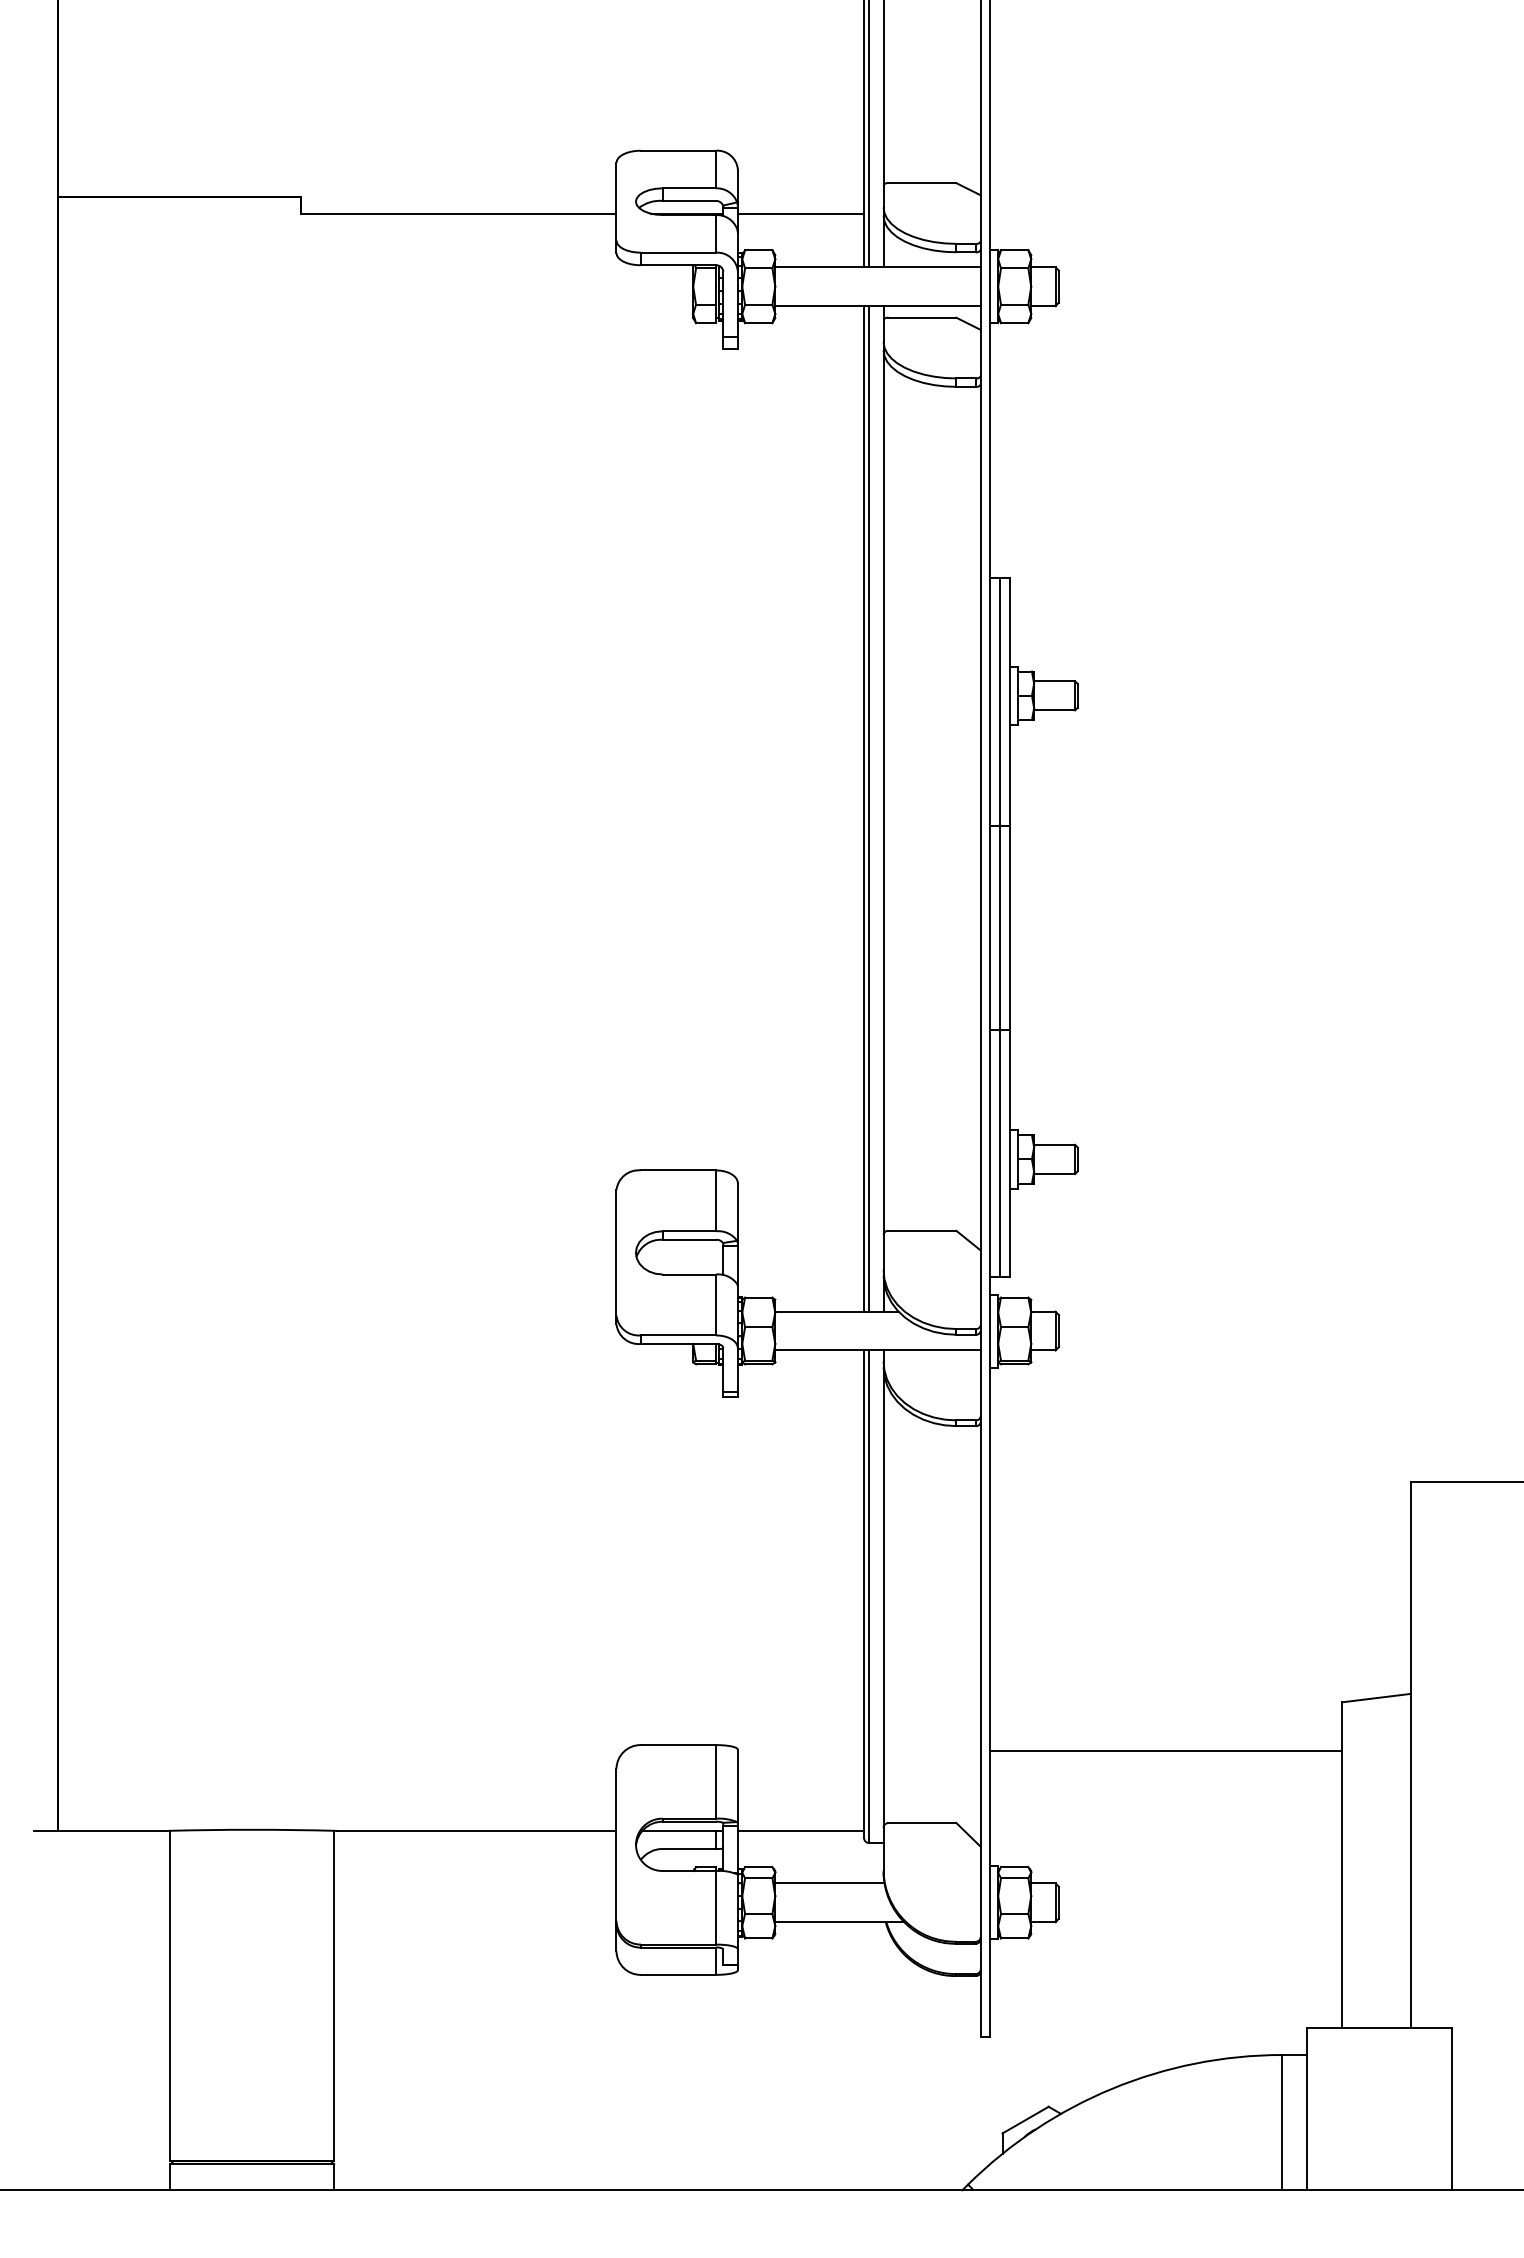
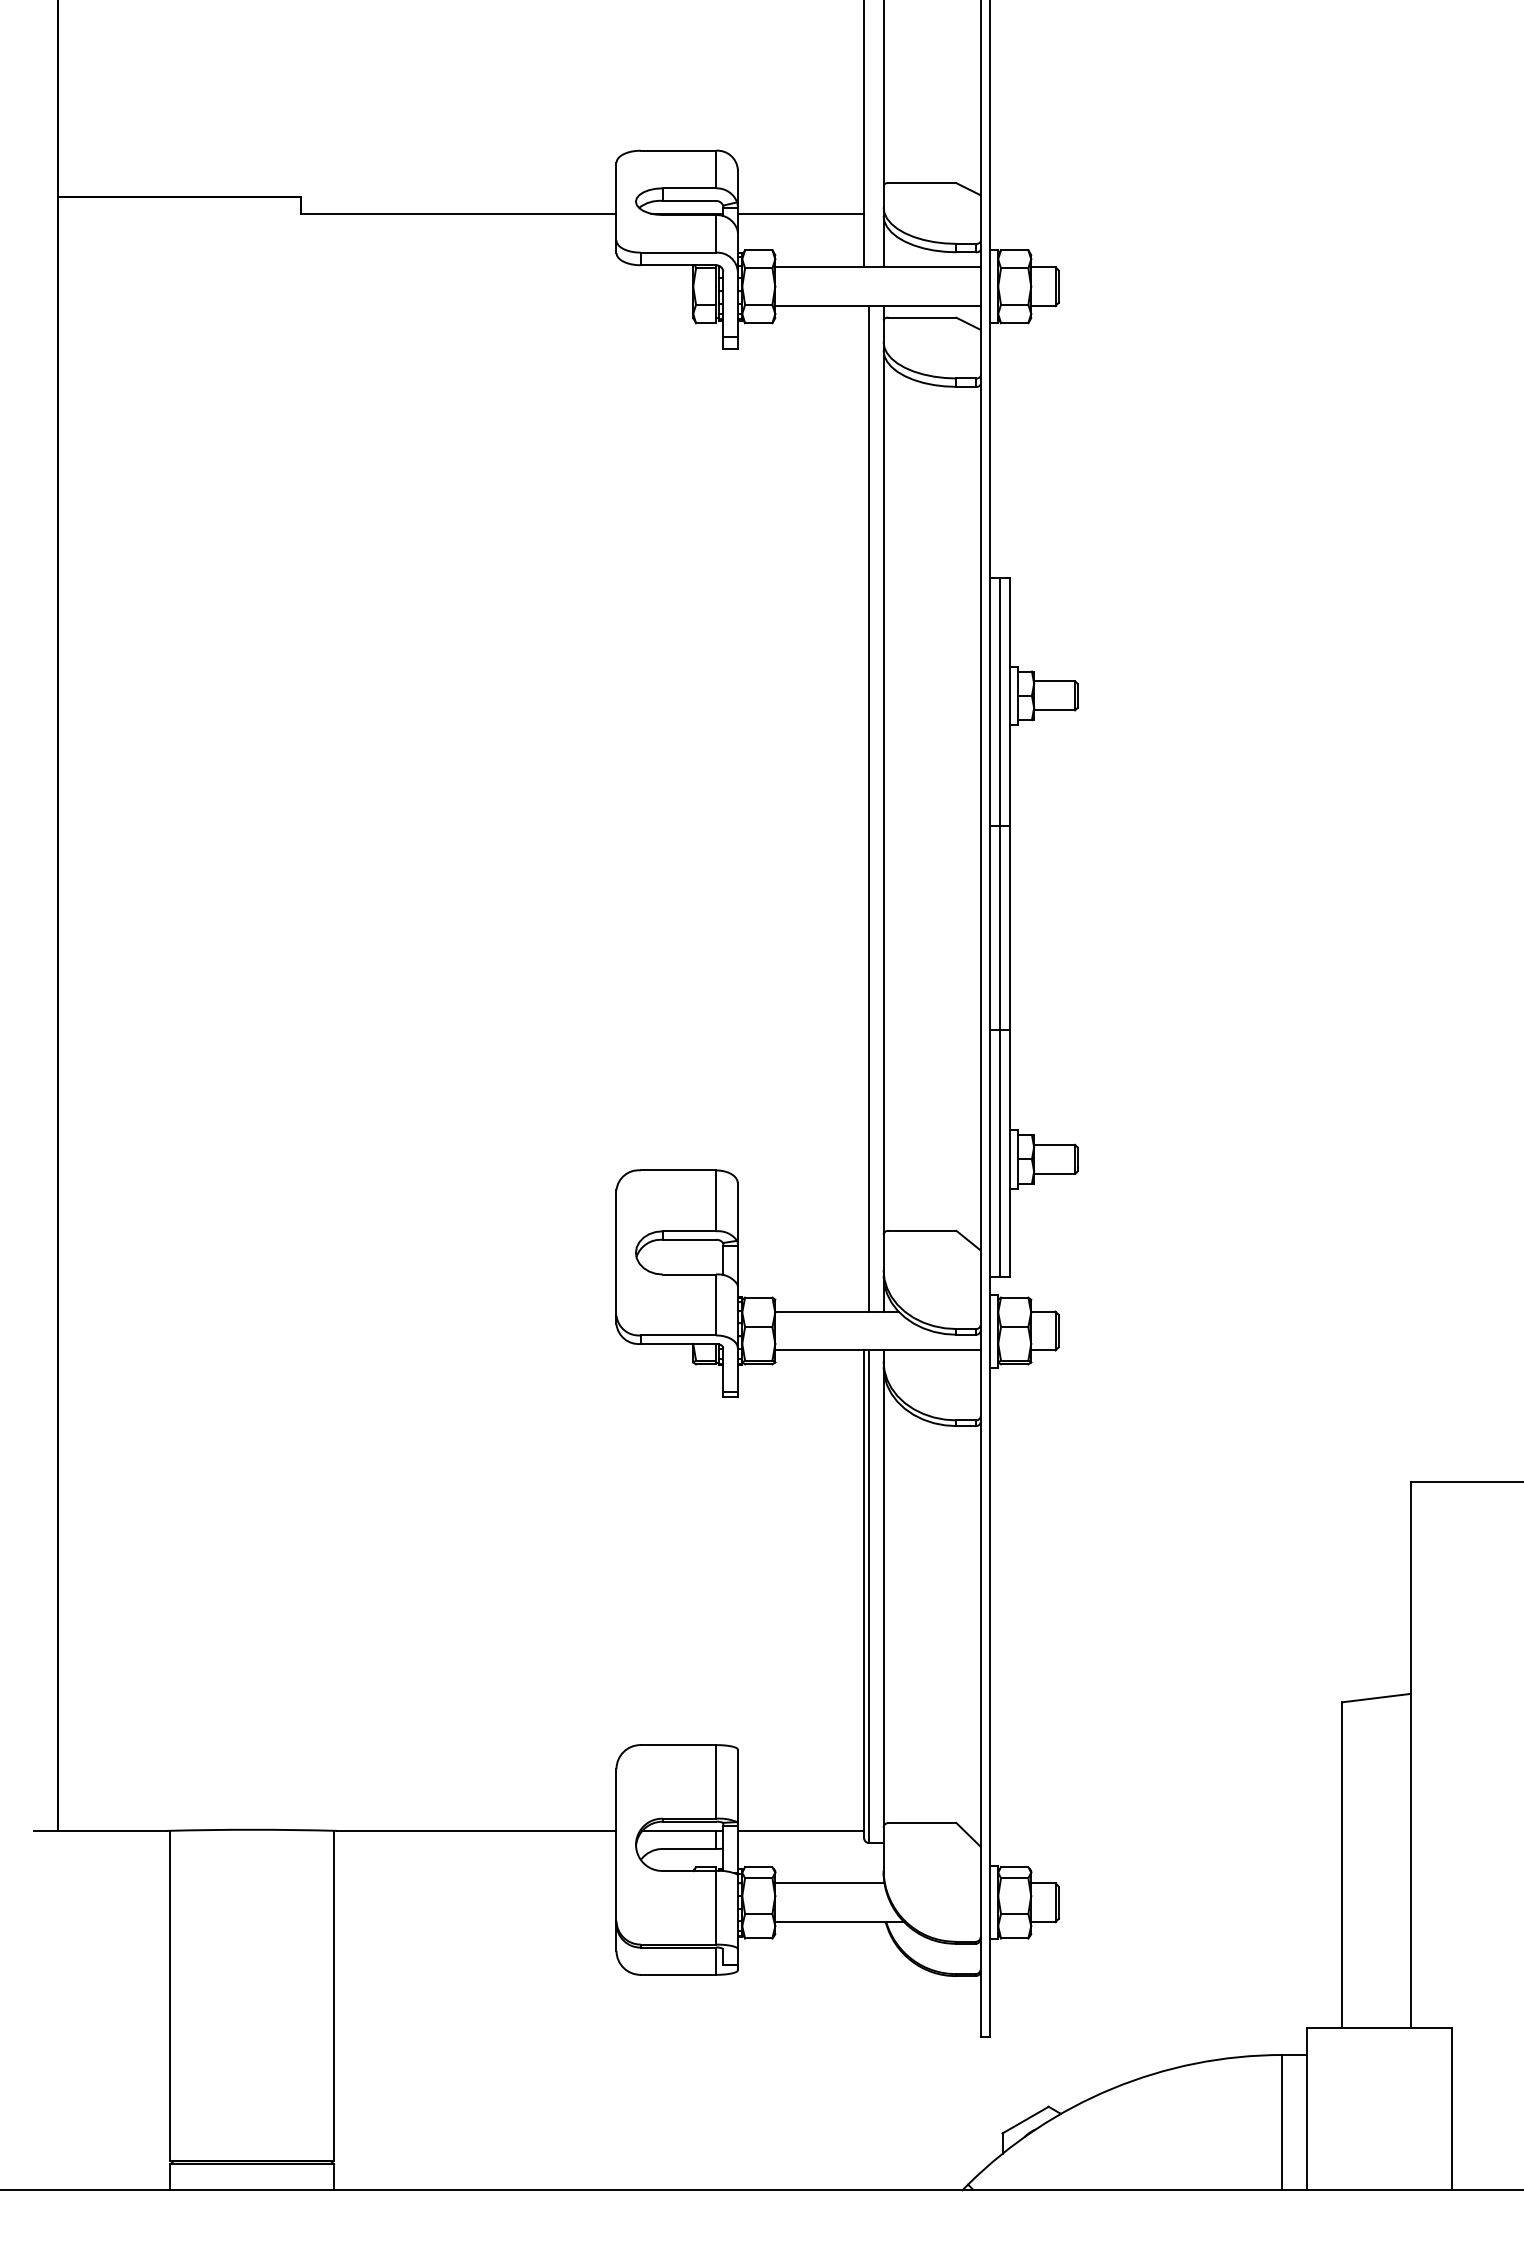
line: present -> none (869, 134)
line: present -> none (864, 808)
line: present -> none (1166, 1751)
